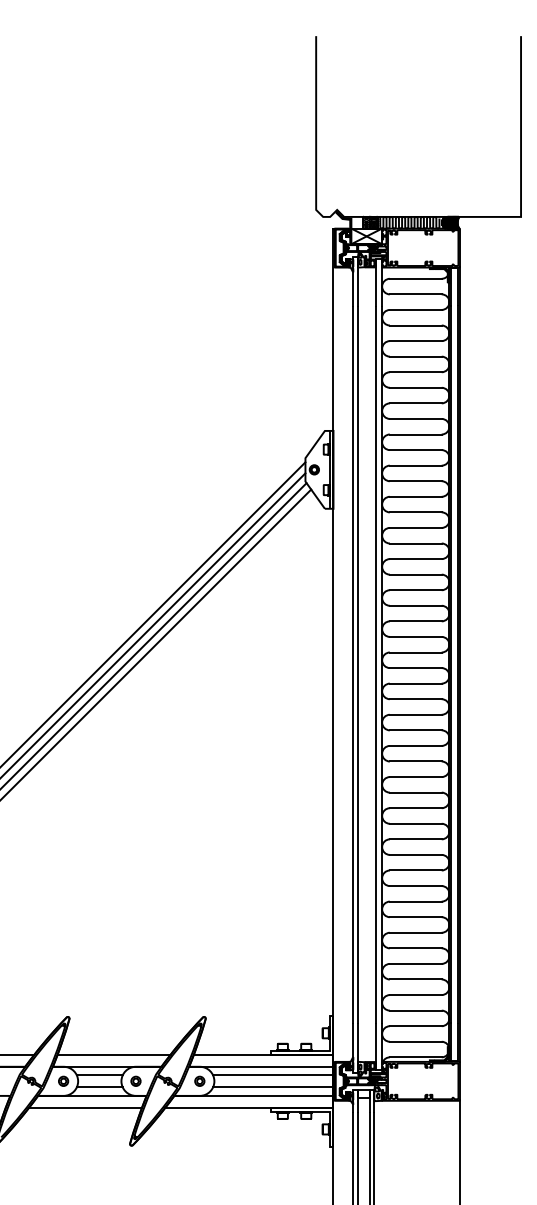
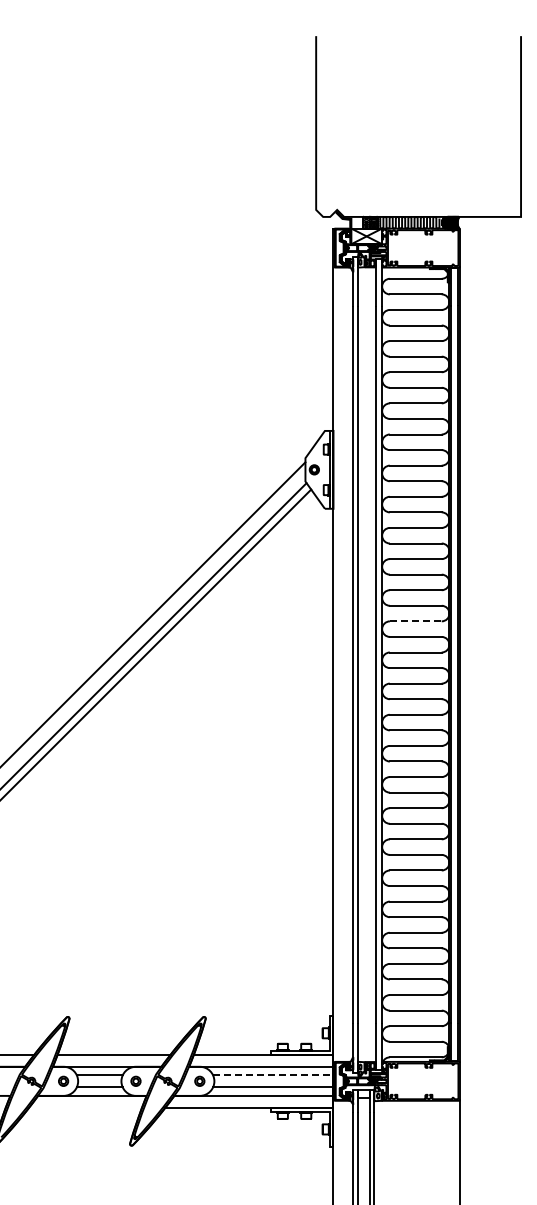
line: solid -> dashed (415, 621)
line: present -> none (153, 624)
line: solid -> dashed (273, 1075)
line: present -> none (85, 1108)
